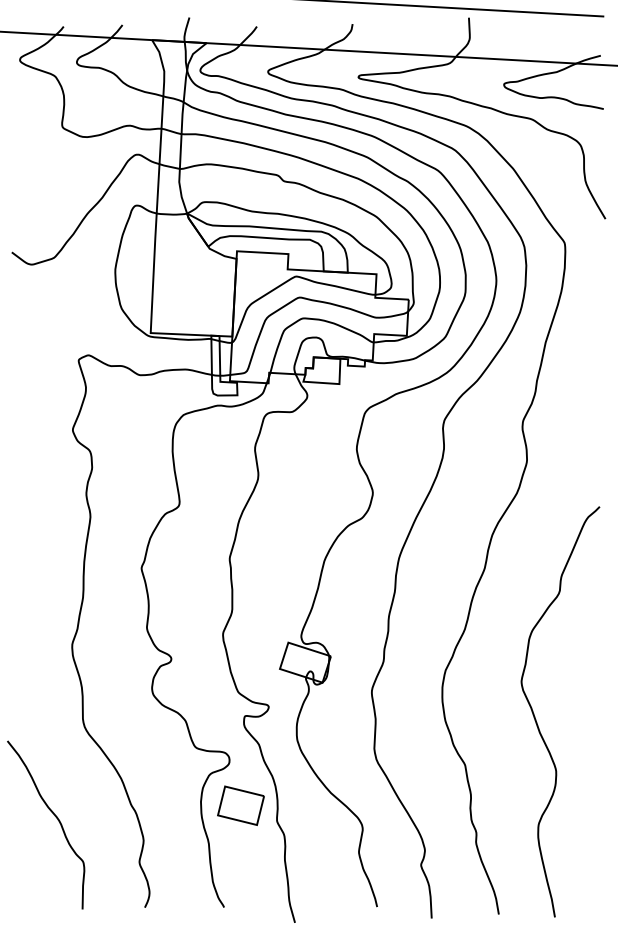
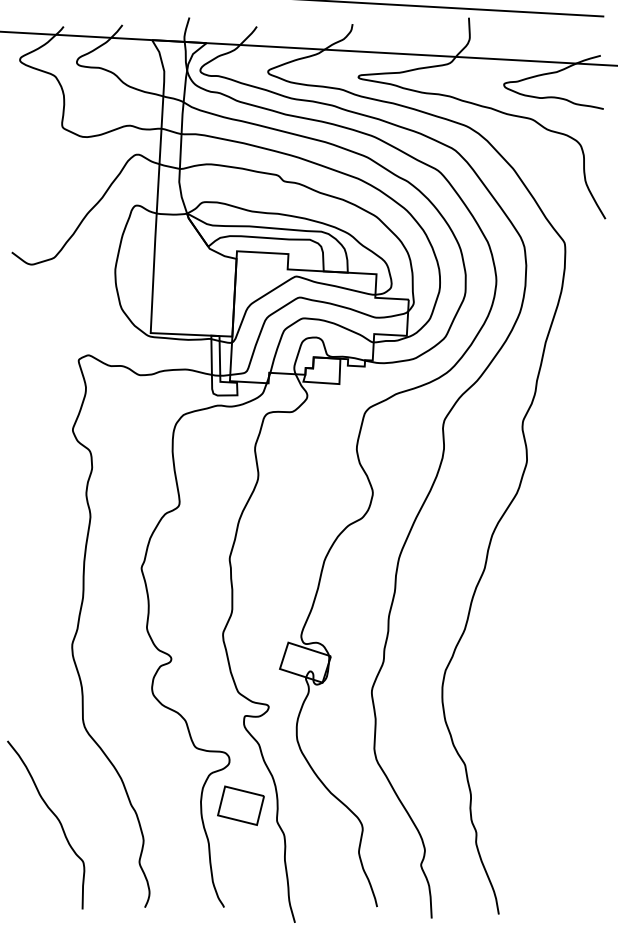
curve: present -> none (536, 719)
